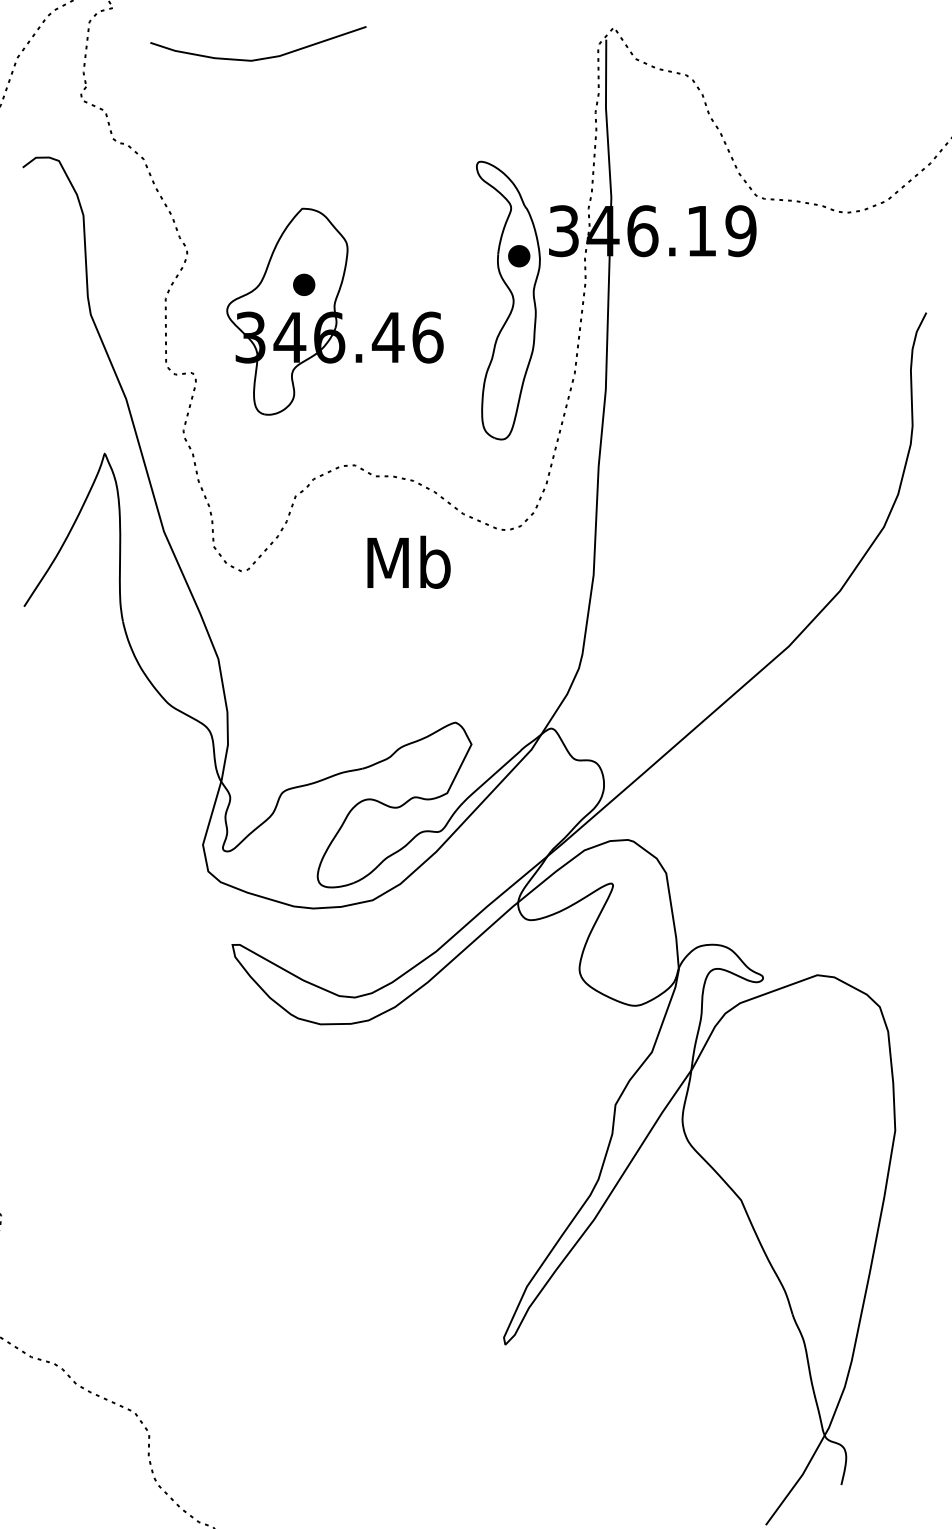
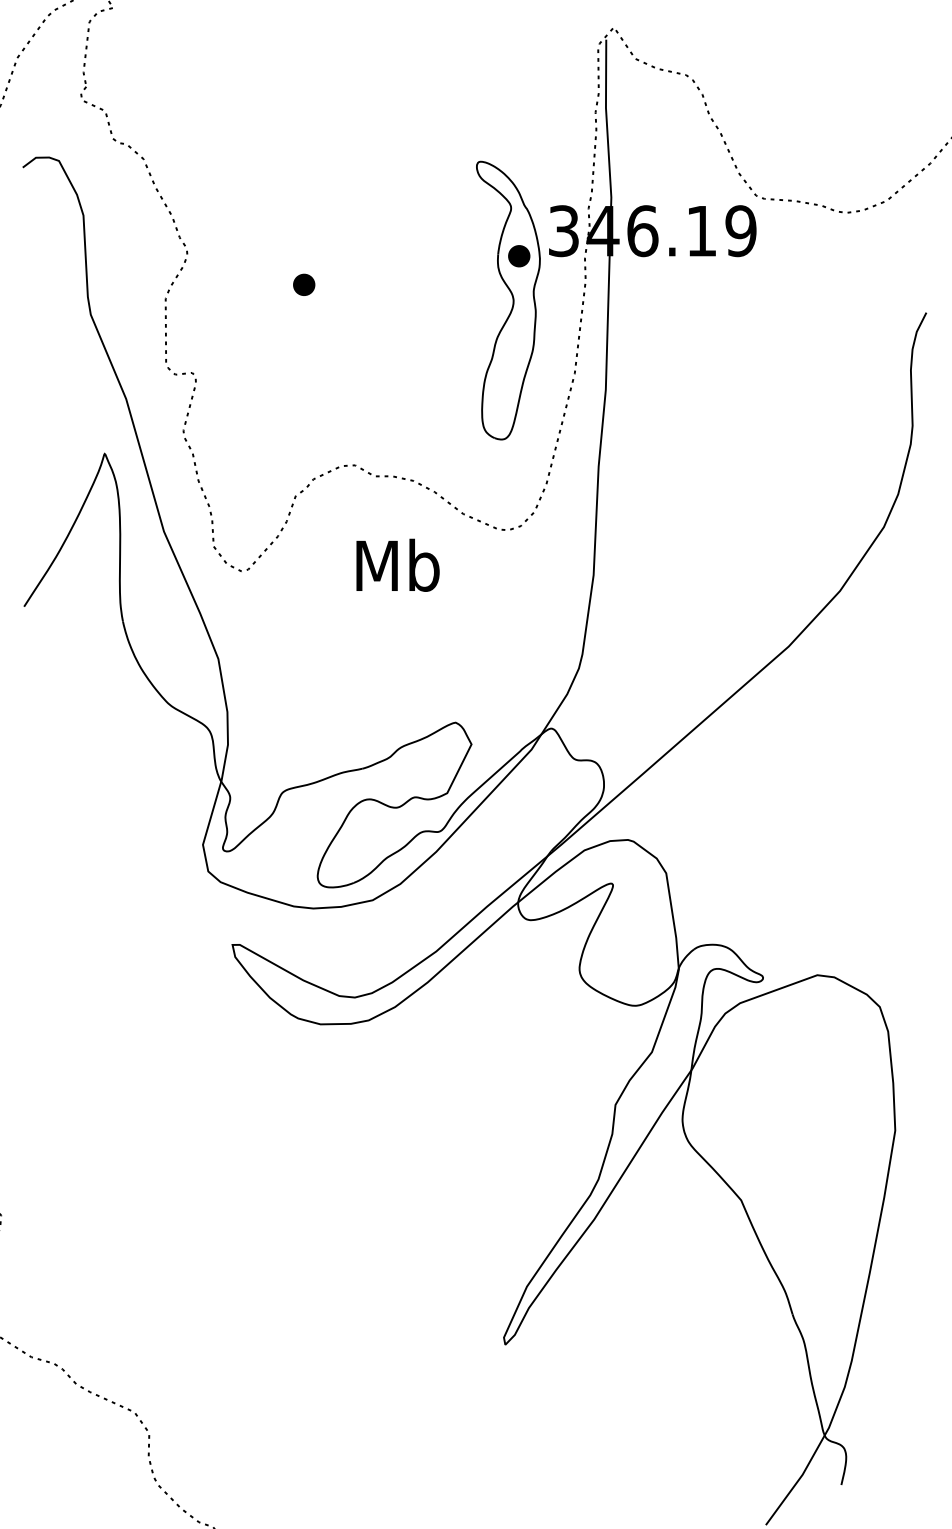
curve: present -> none (263, 57)
part: present -> none (334, 311)
text position: (408, 561) -> (397, 564) (397, 564)
